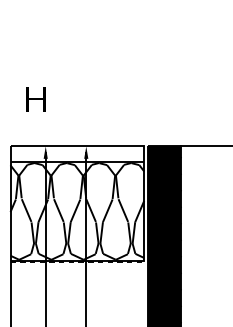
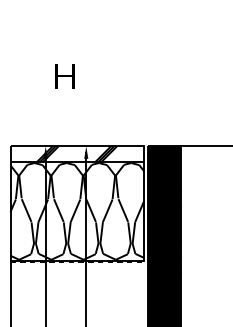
text position: (35, 99) -> (64, 76) (64, 76)
hatch: none -> present (76, 154)
